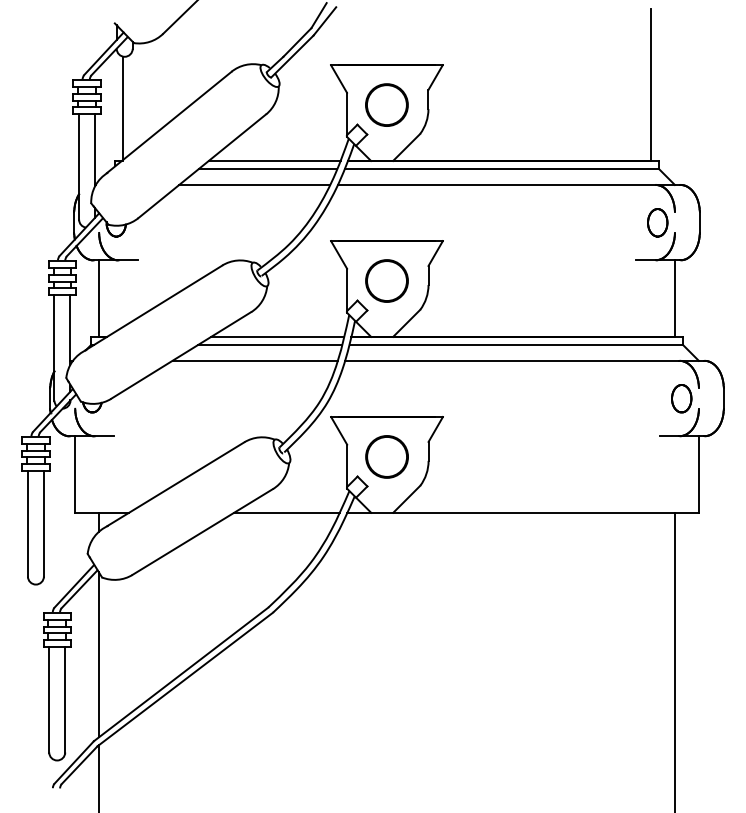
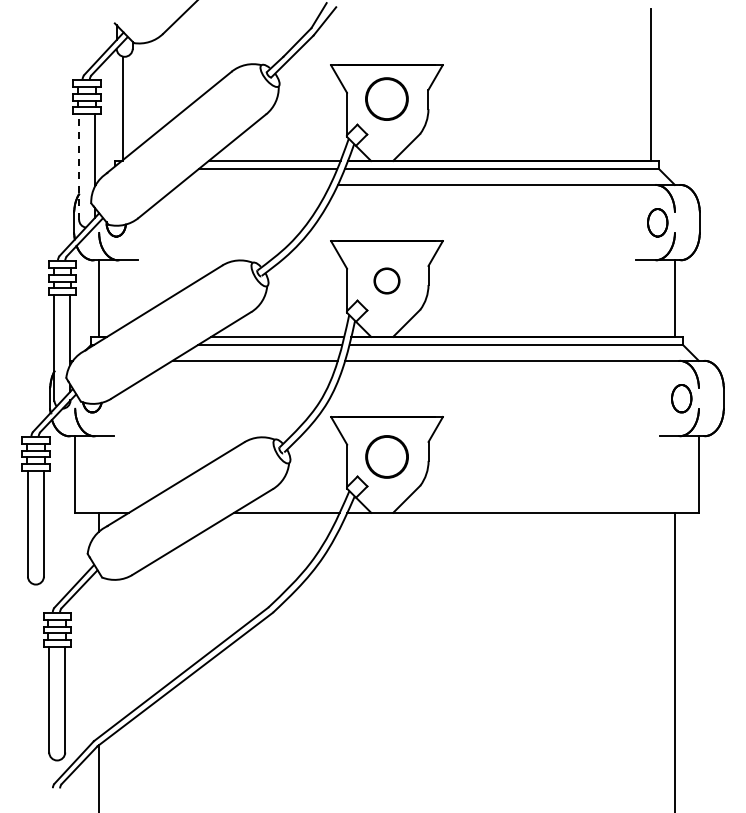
circle position: (386, 104) -> (386, 98) (386, 98)
line: solid -> dashed (79, 166)
line: present -> none (254, 184)
circle size: 44x44 px -> 28x28 px (386, 280)
line: present -> none (99, 654)
